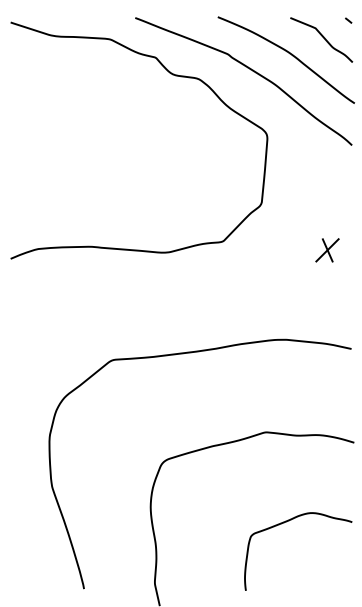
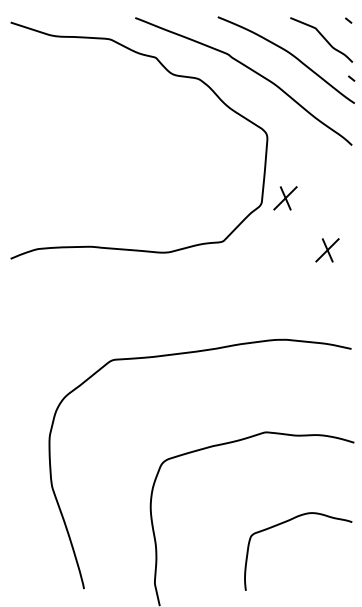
line: none -> present (351, 78)
part: none -> present (285, 198)
